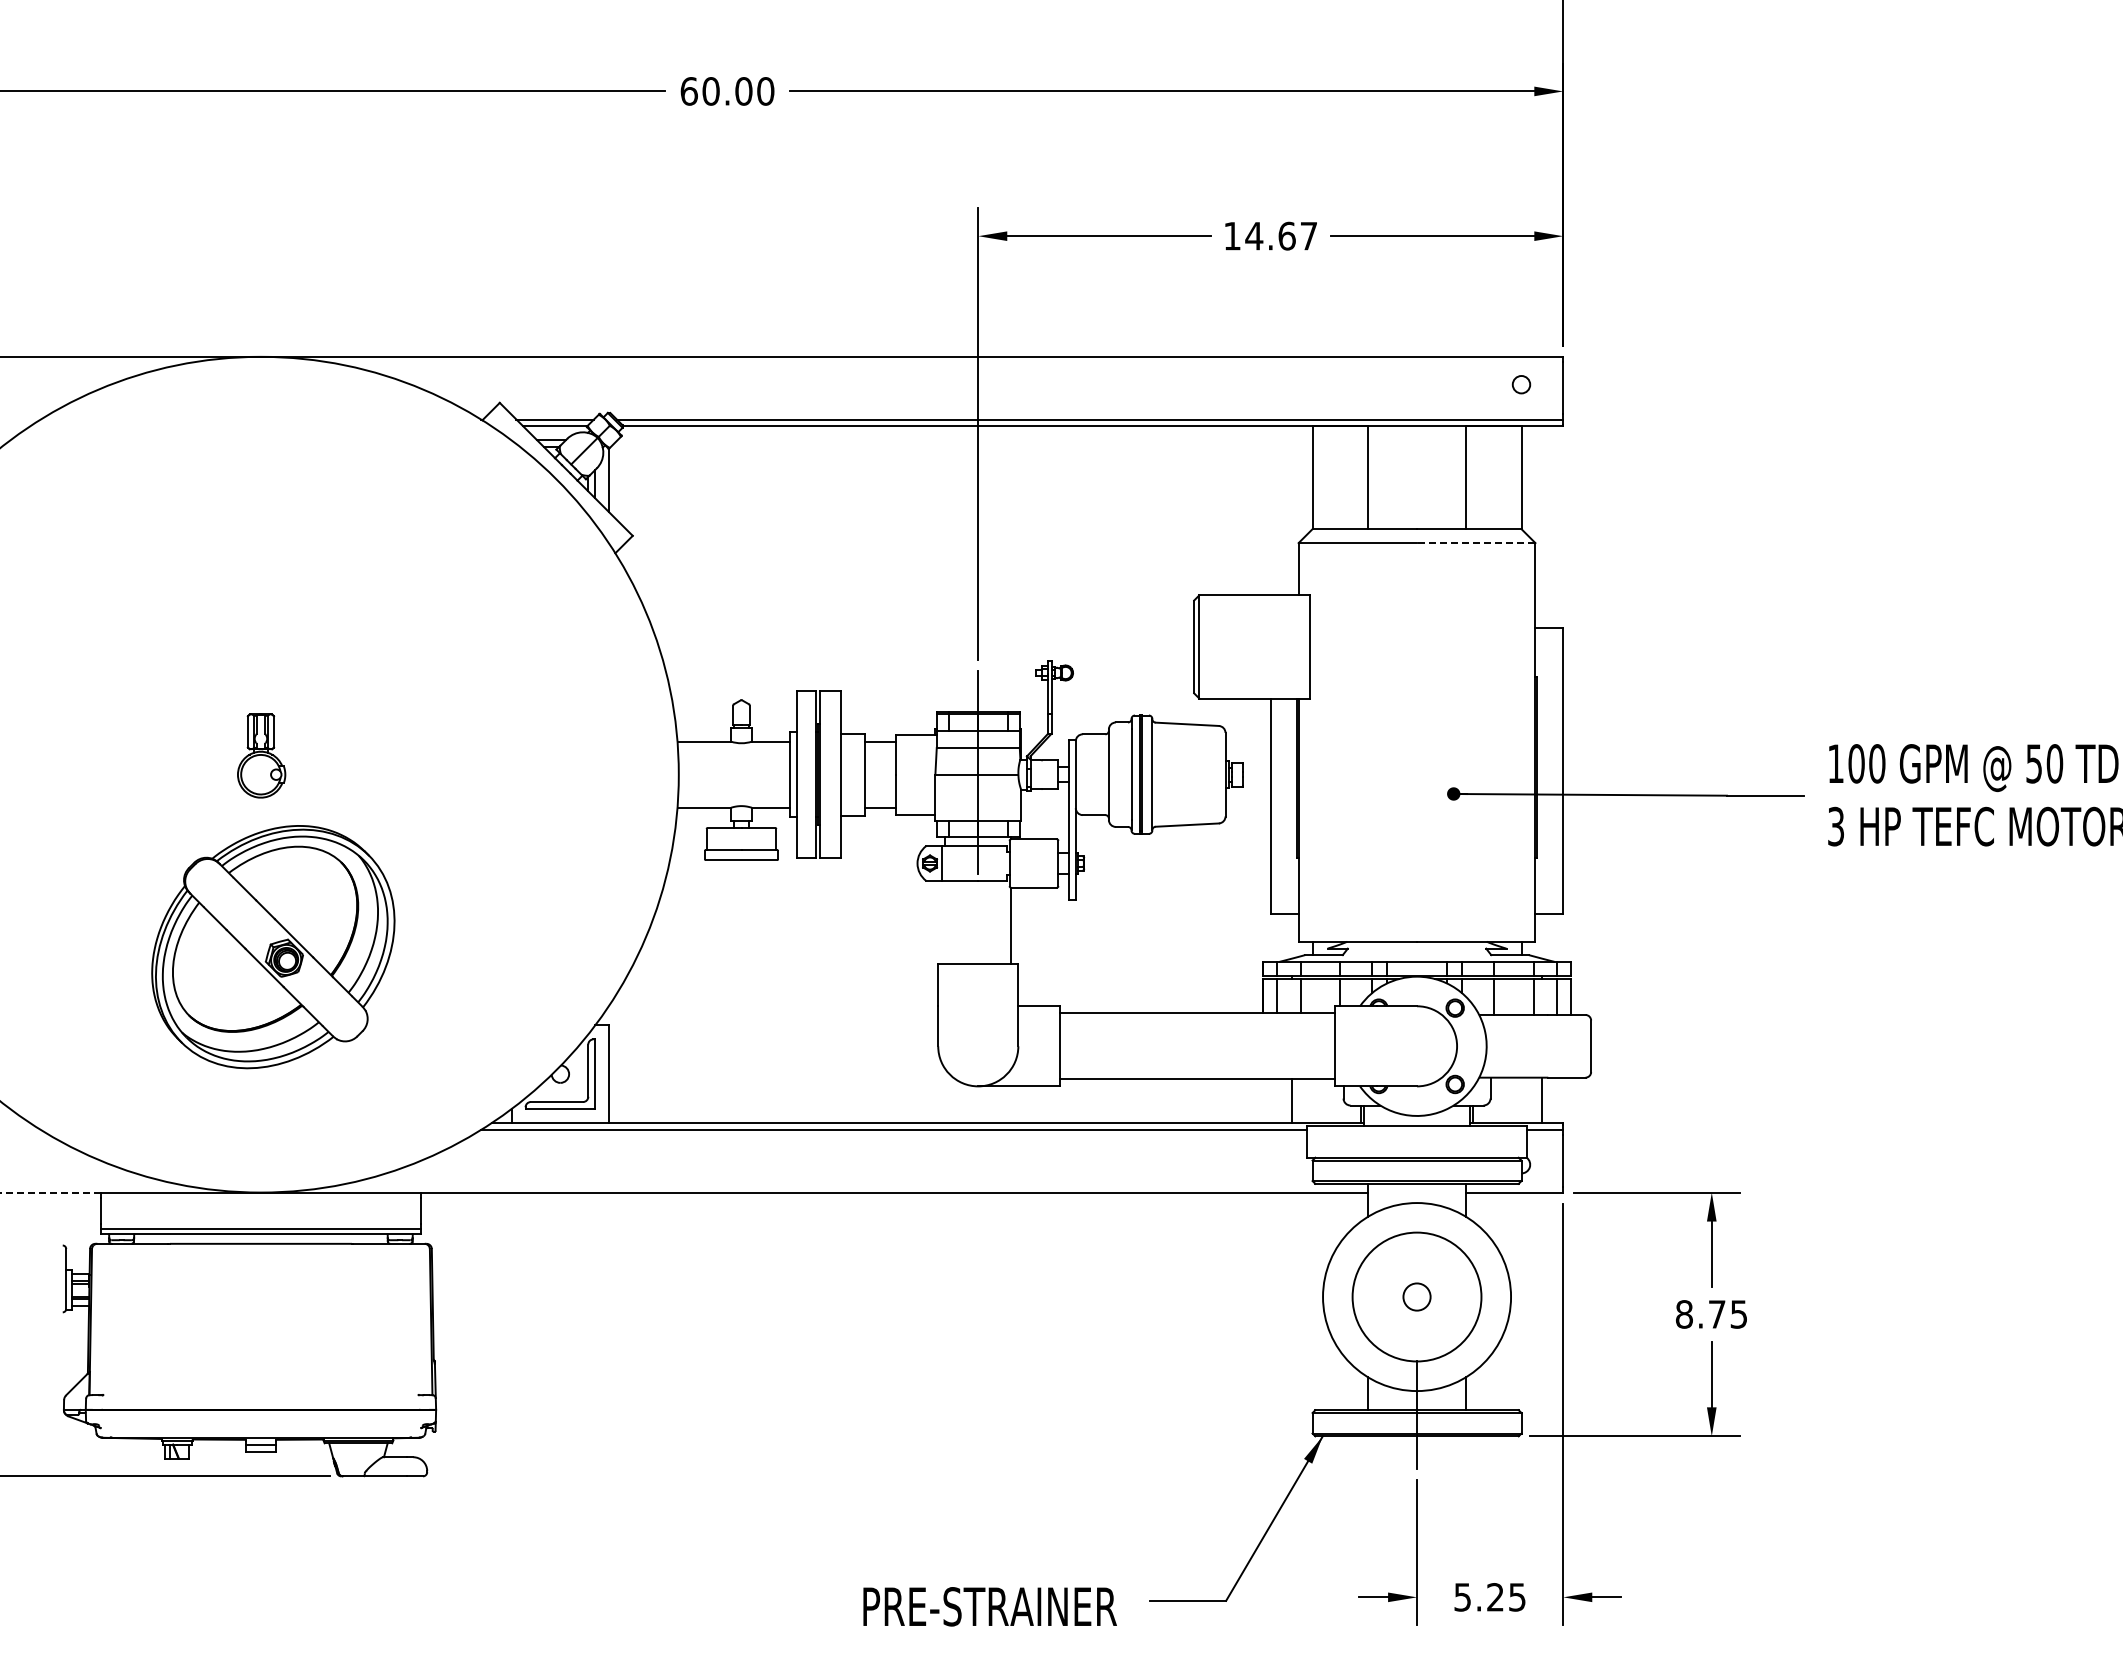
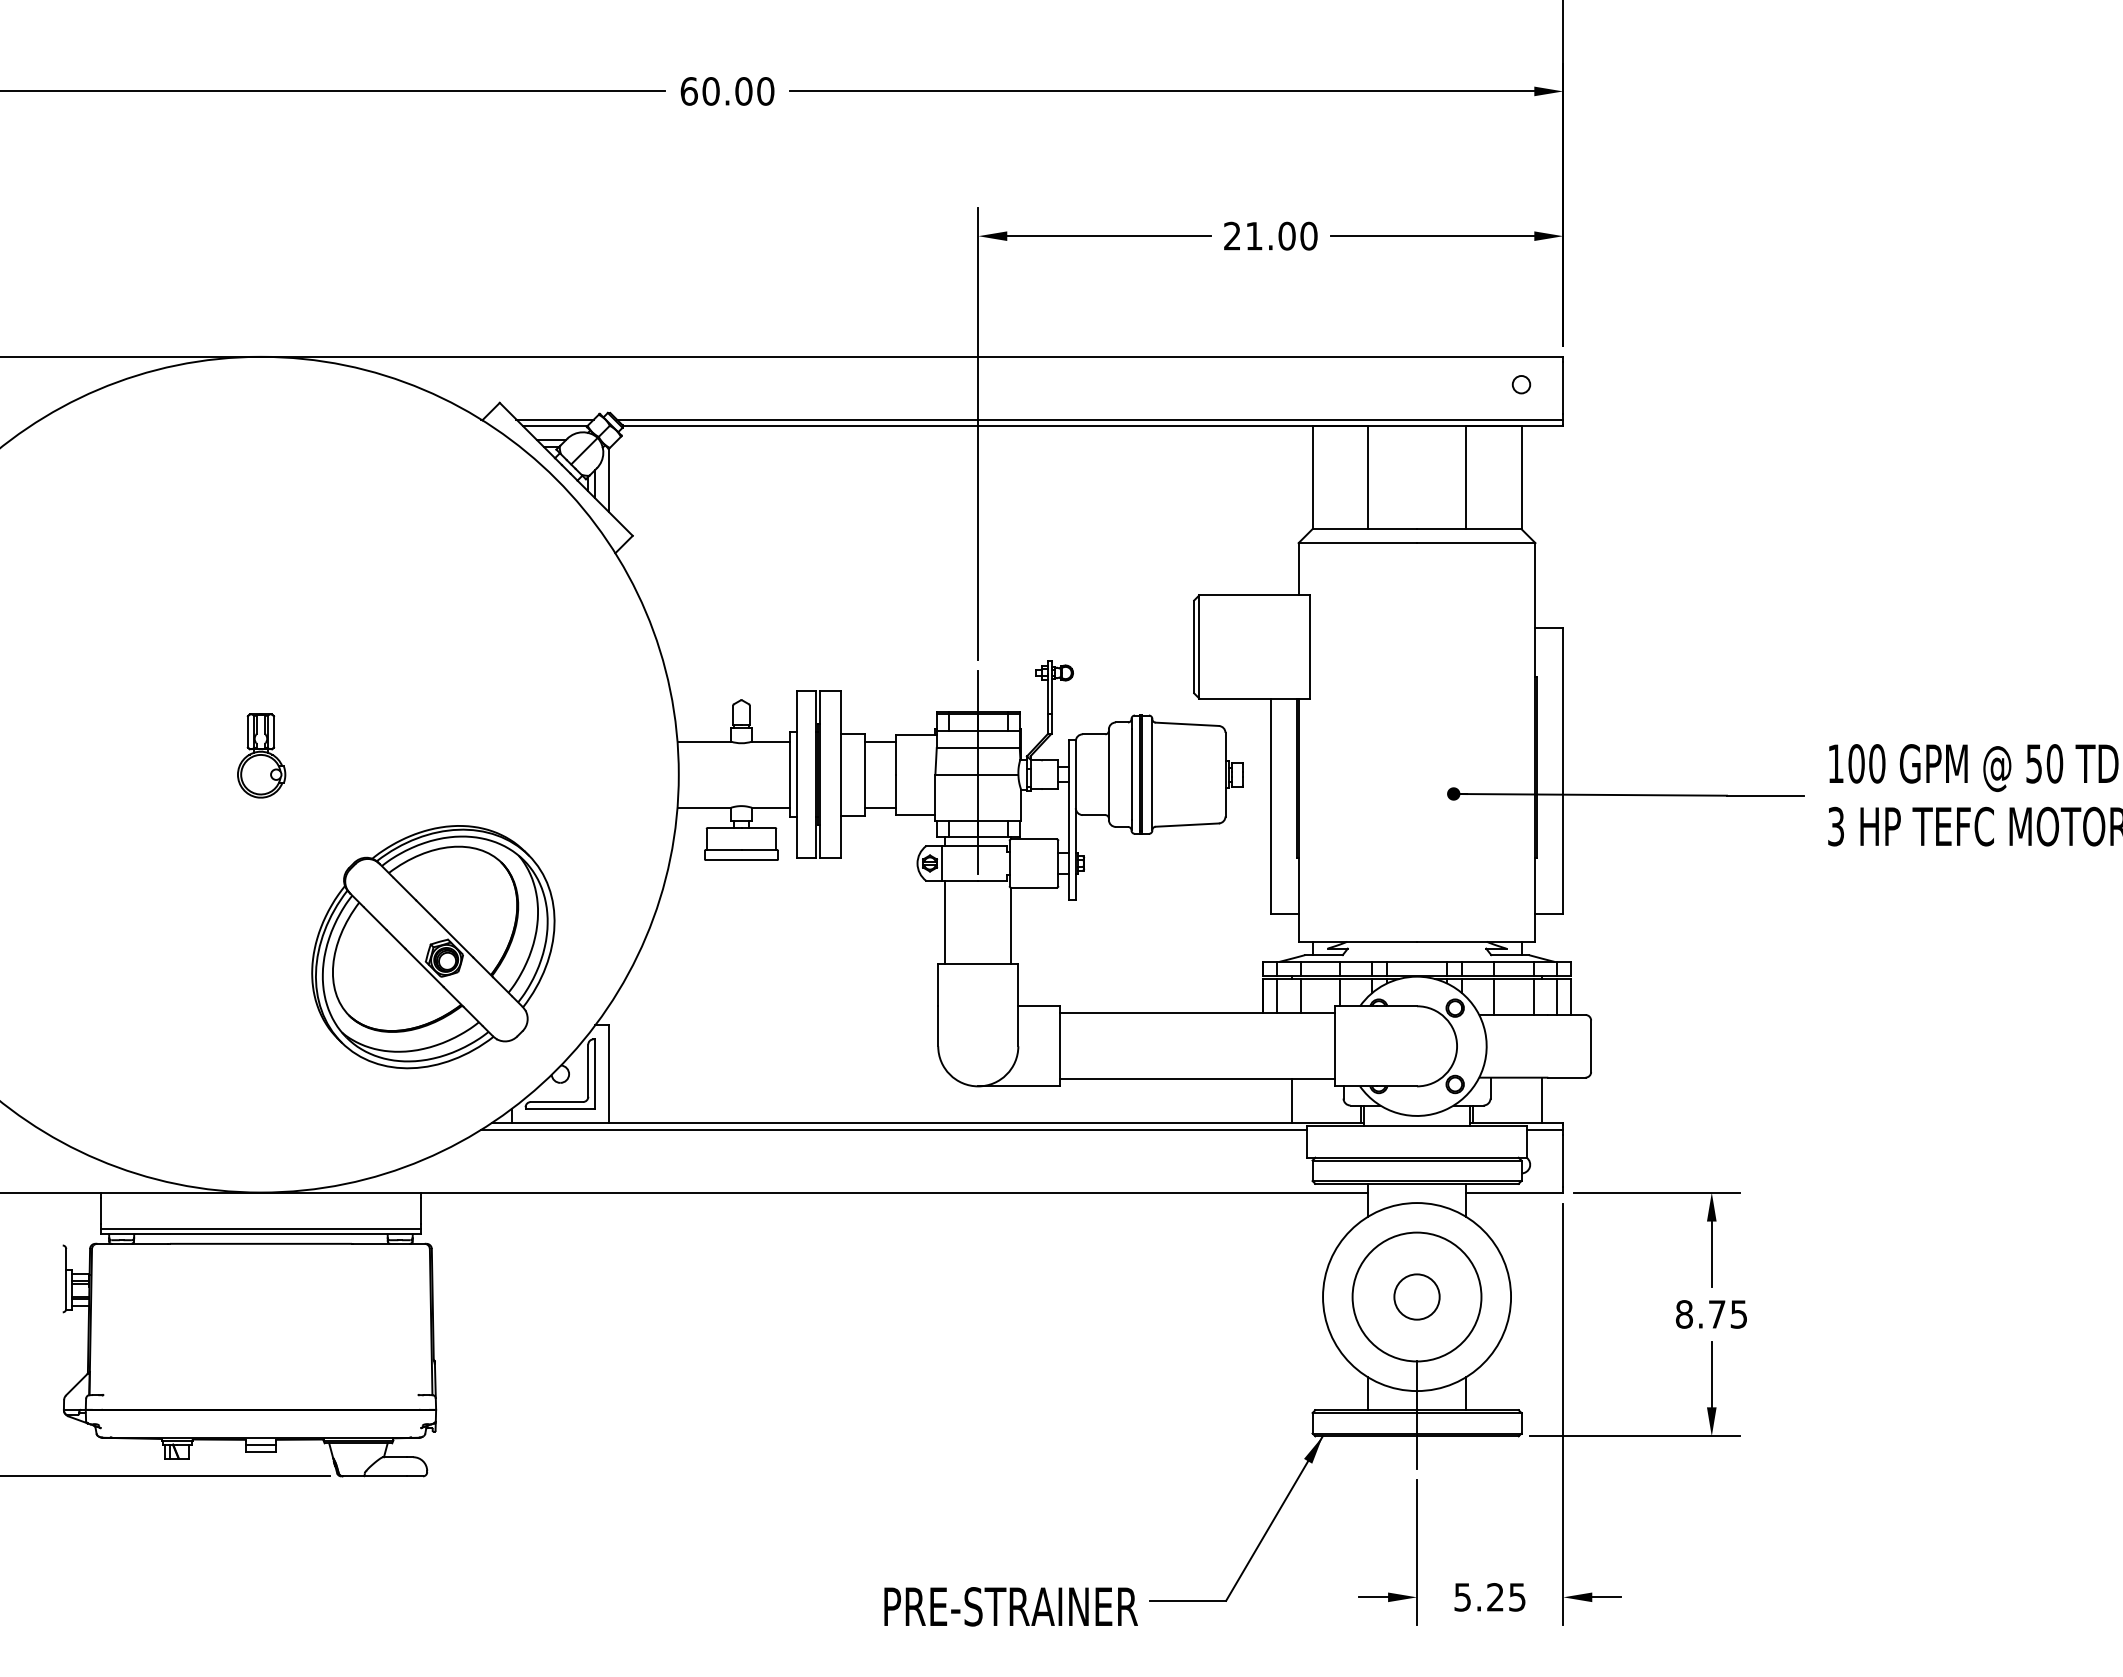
text: 14.67 -> 21.00 (1270, 235)
line: dashed -> solid (1475, 543)
line: none -> present (945, 922)
part position: (273, 947) -> (433, 947) (433, 947)
line: dashed -> solid (50, 1192)
circle diameter: 27 px -> 45 px (1416, 1296)
text position: (989, 1606) -> (1010, 1606) (1010, 1606)
